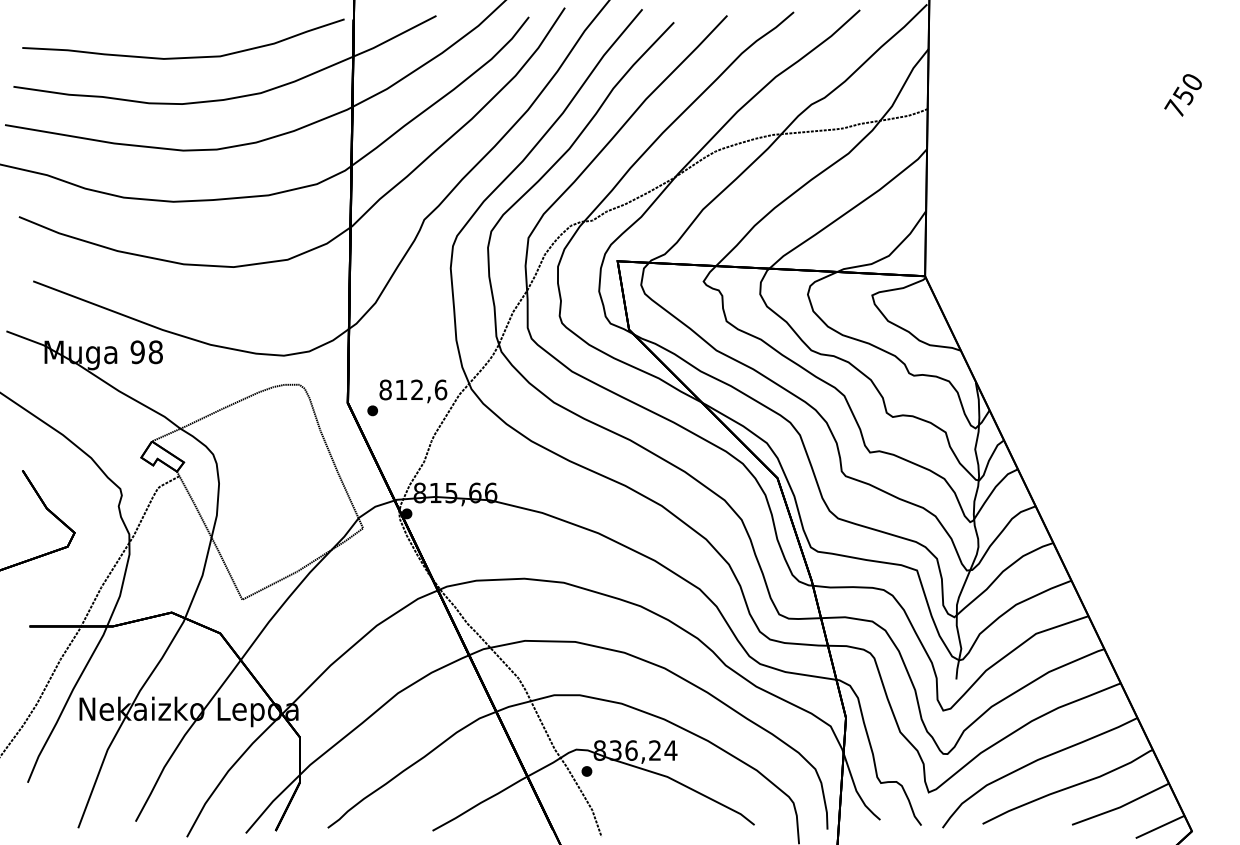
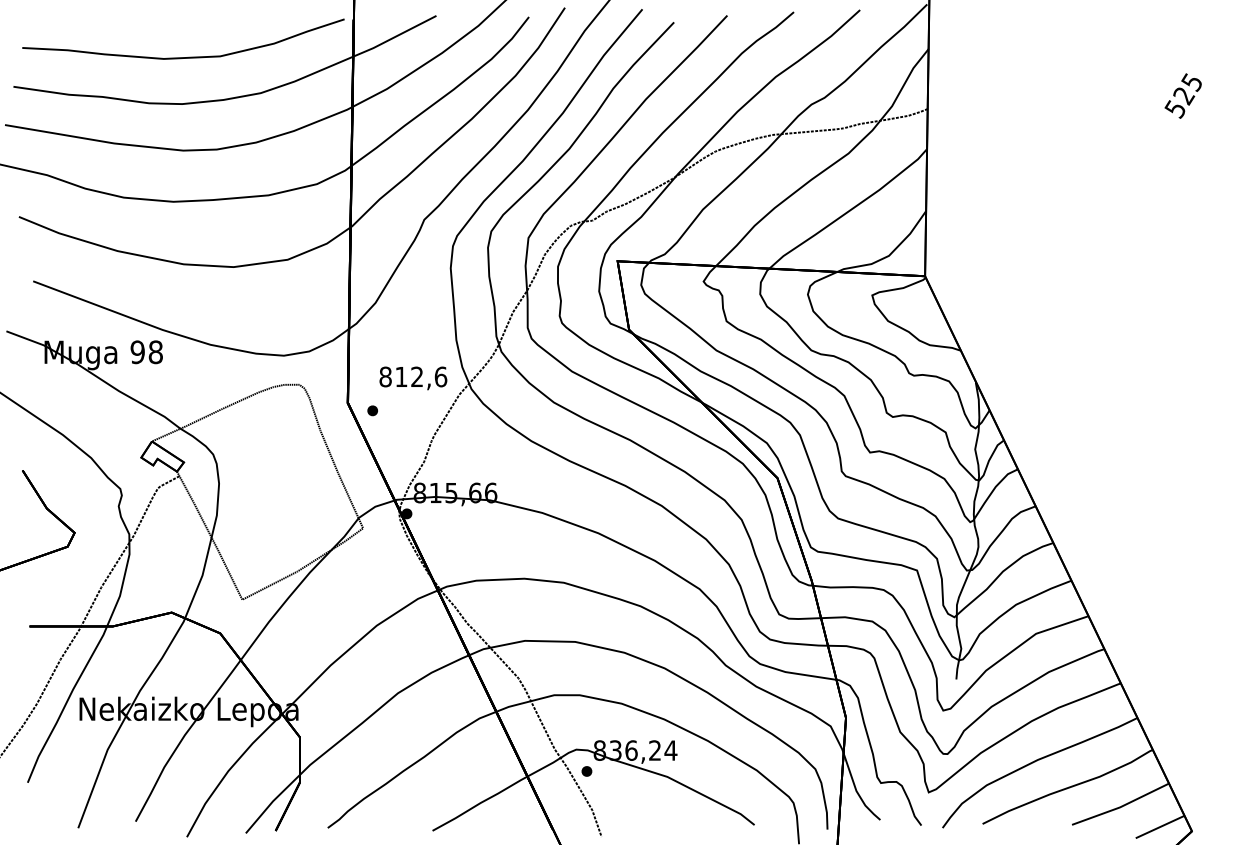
text: 750 -> 525 (1182, 95)
text position: (413, 391) -> (413, 378) (413, 378)
